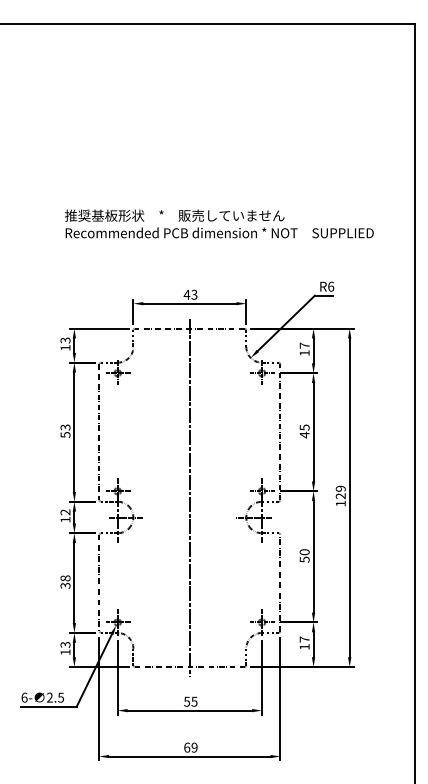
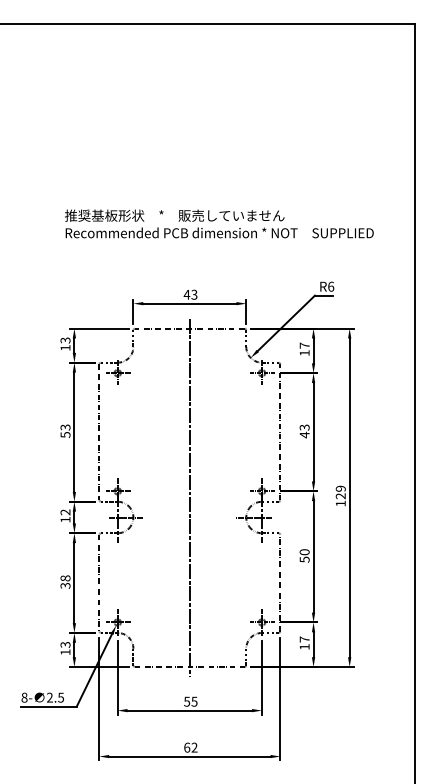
text: 45 -> 43 (303, 427)
text: 6- -> 8- (24, 697)
text: 69 -> 62 (194, 747)
